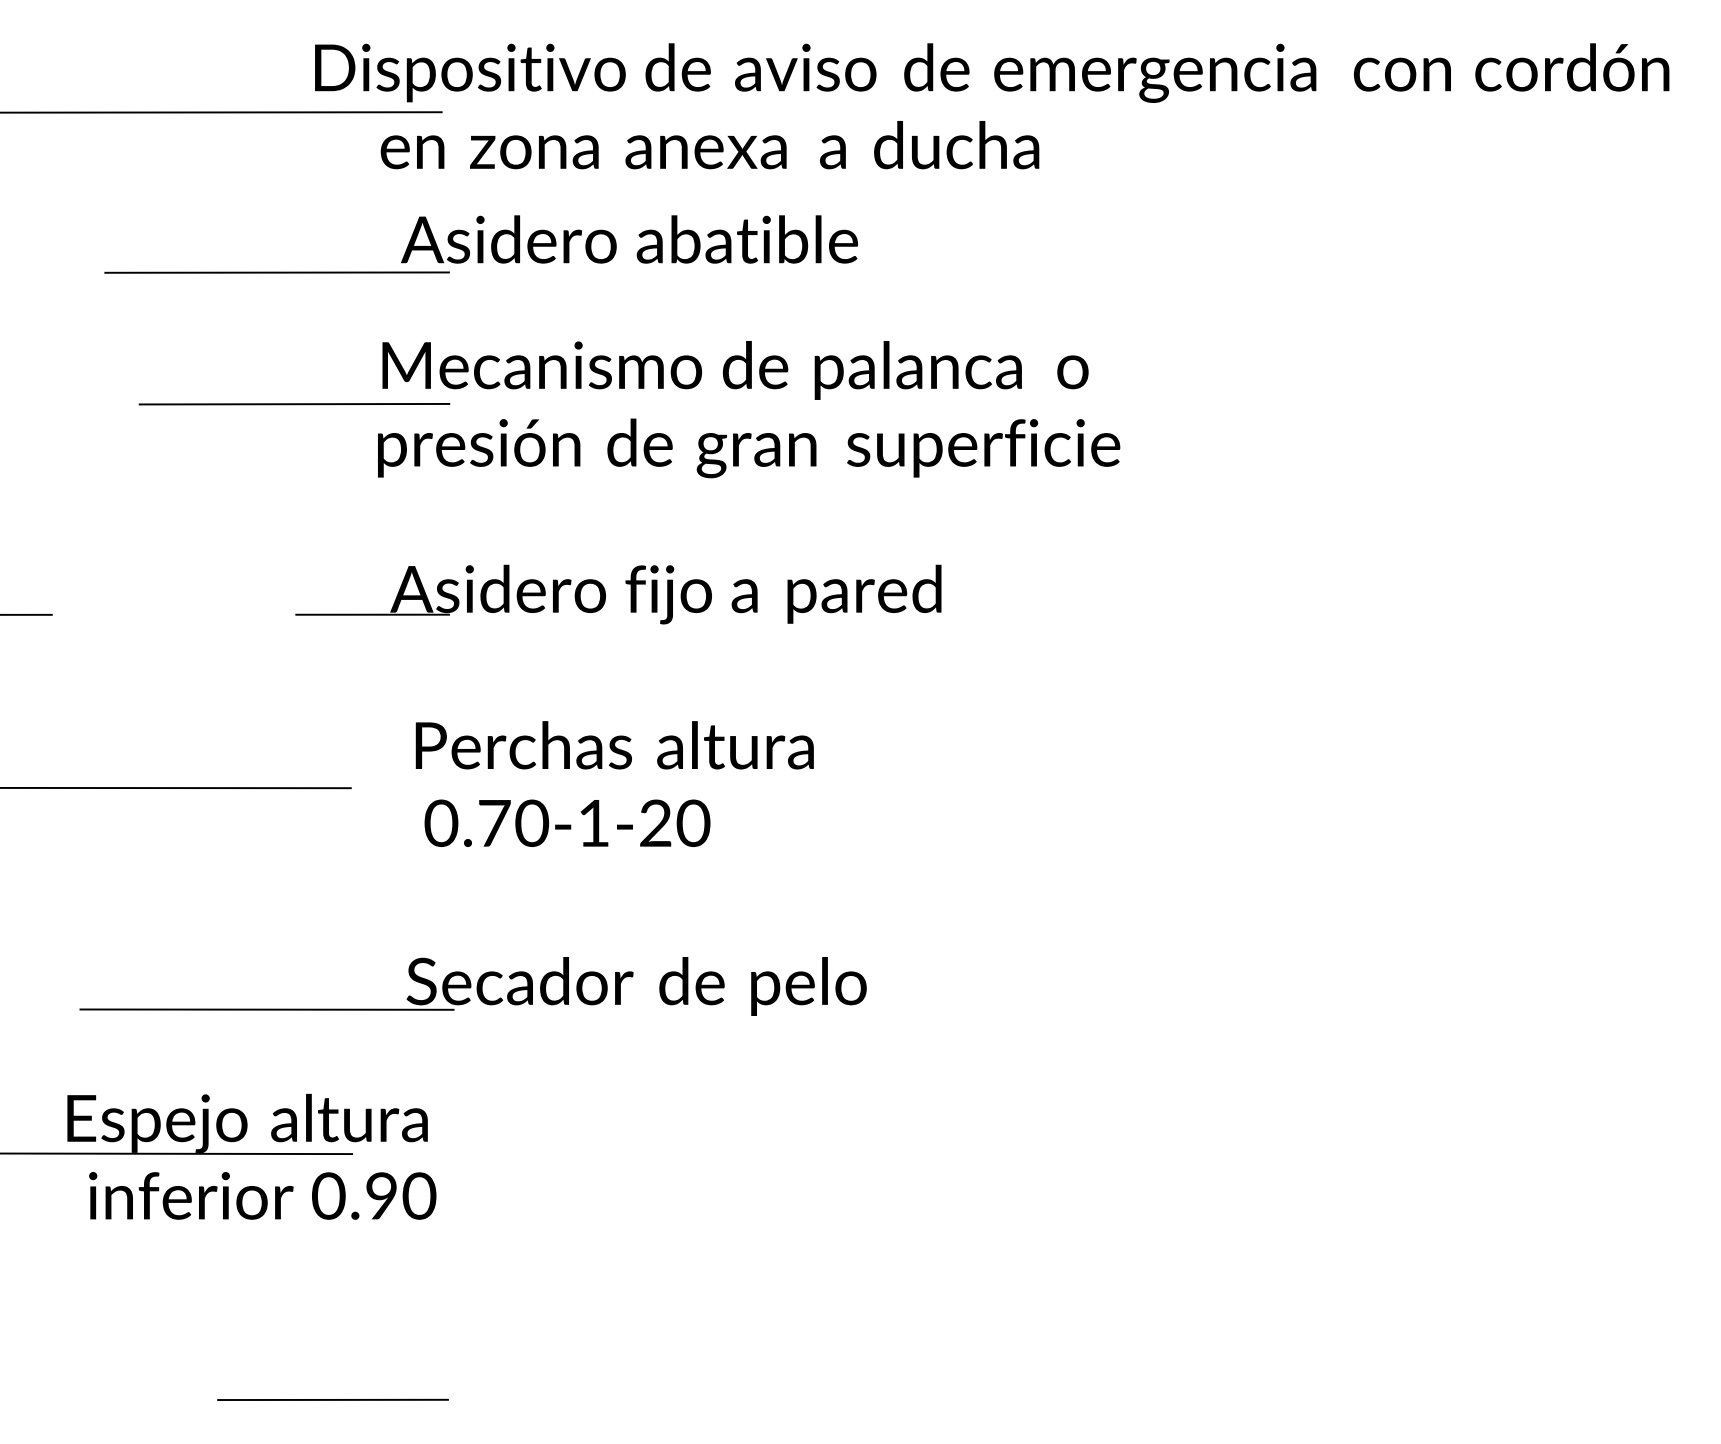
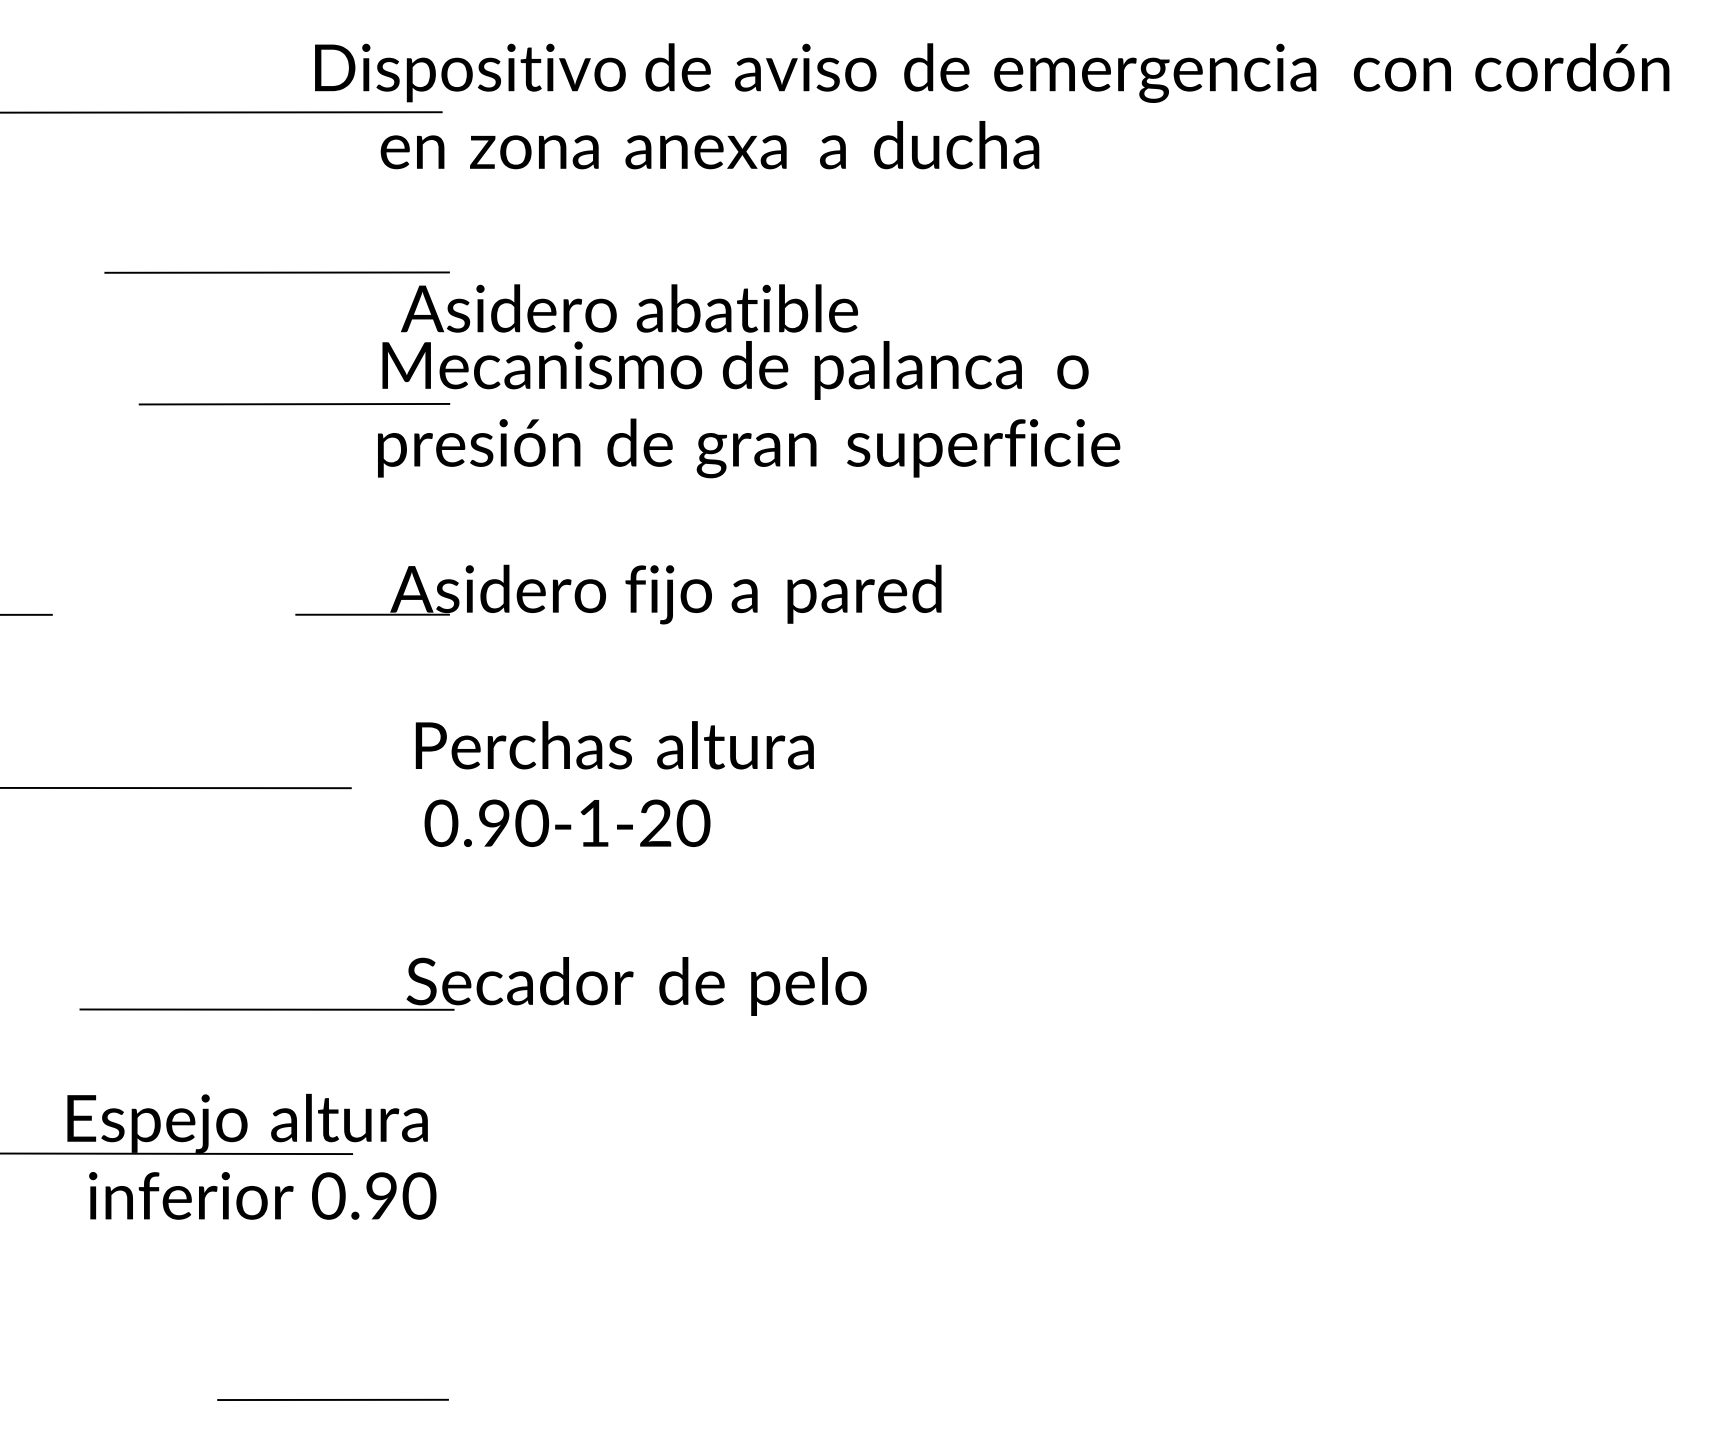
text position: (629, 239) -> (629, 308) (629, 308)
text: 0.70-1-20 -> 0.90-1-20 (494, 822)
